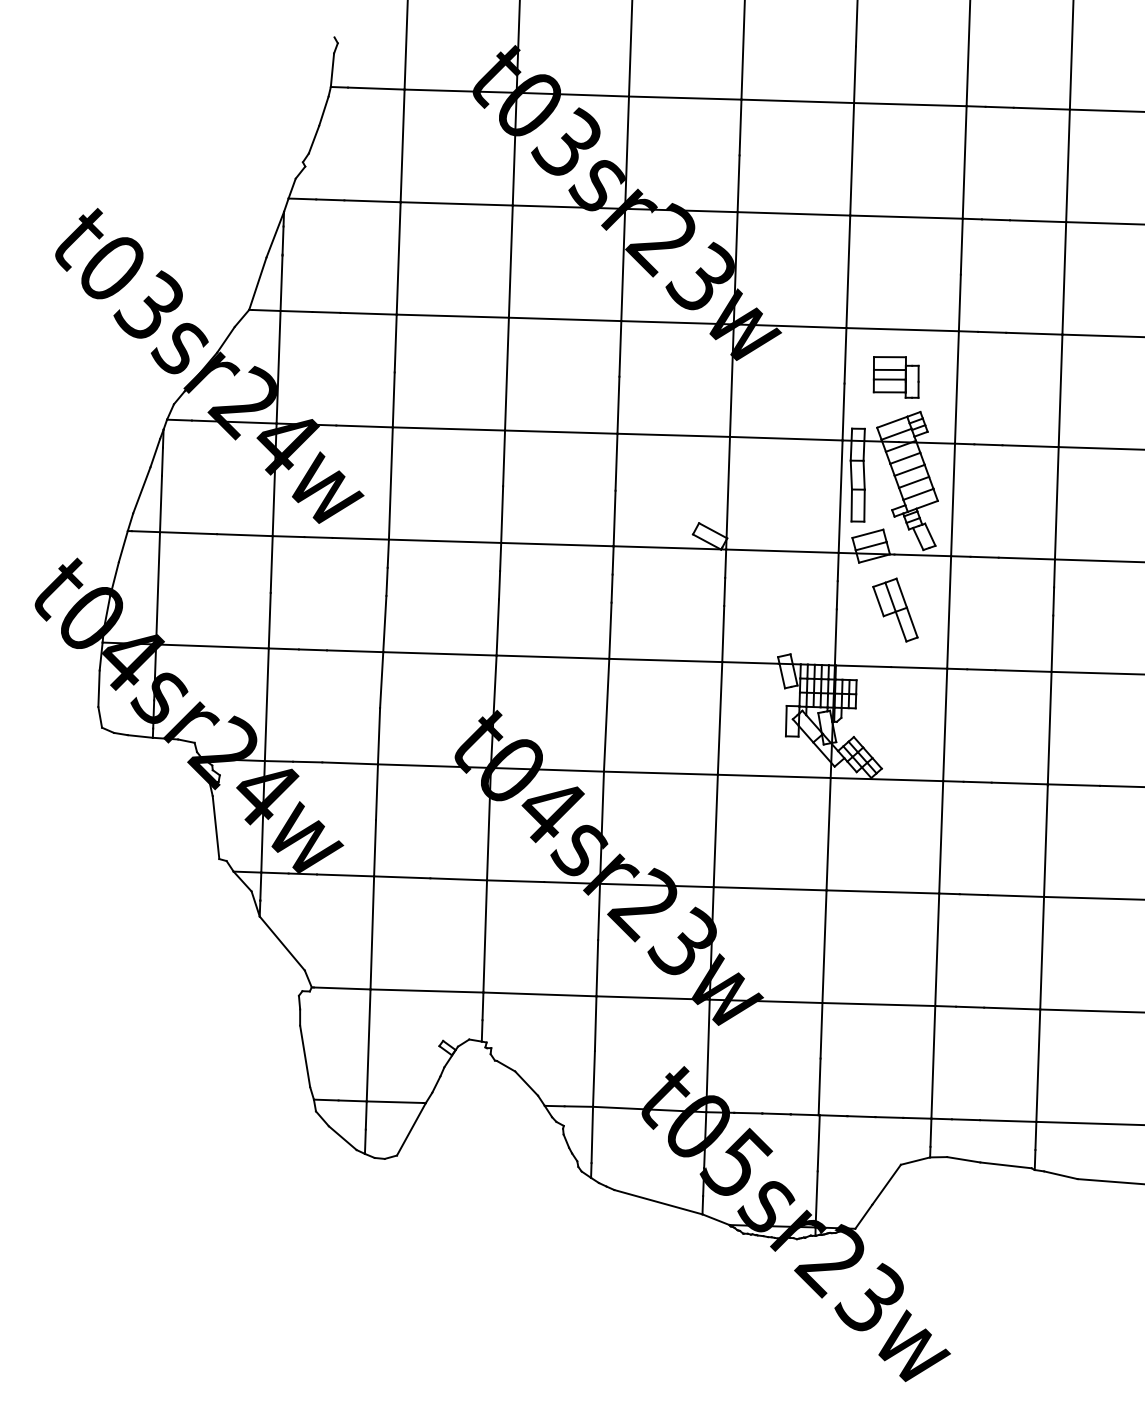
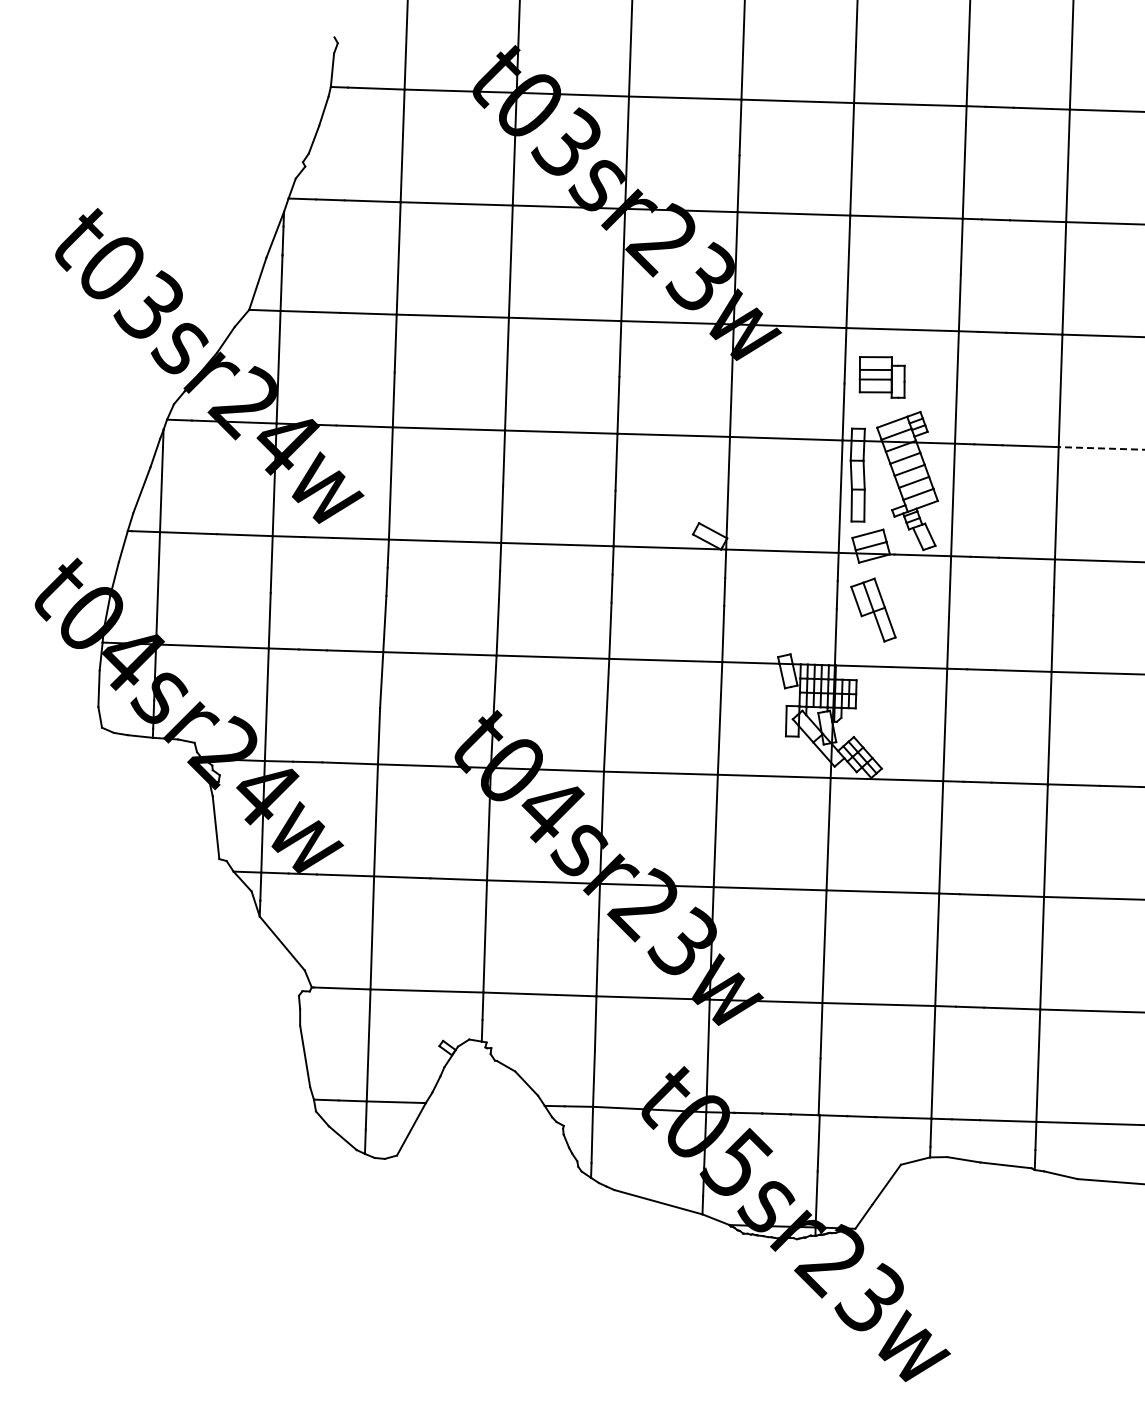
part position: (895, 377) -> (881, 377) (881, 377)
line: solid -> dashed (1101, 448)
part position: (895, 609) -> (873, 609) (873, 609)
